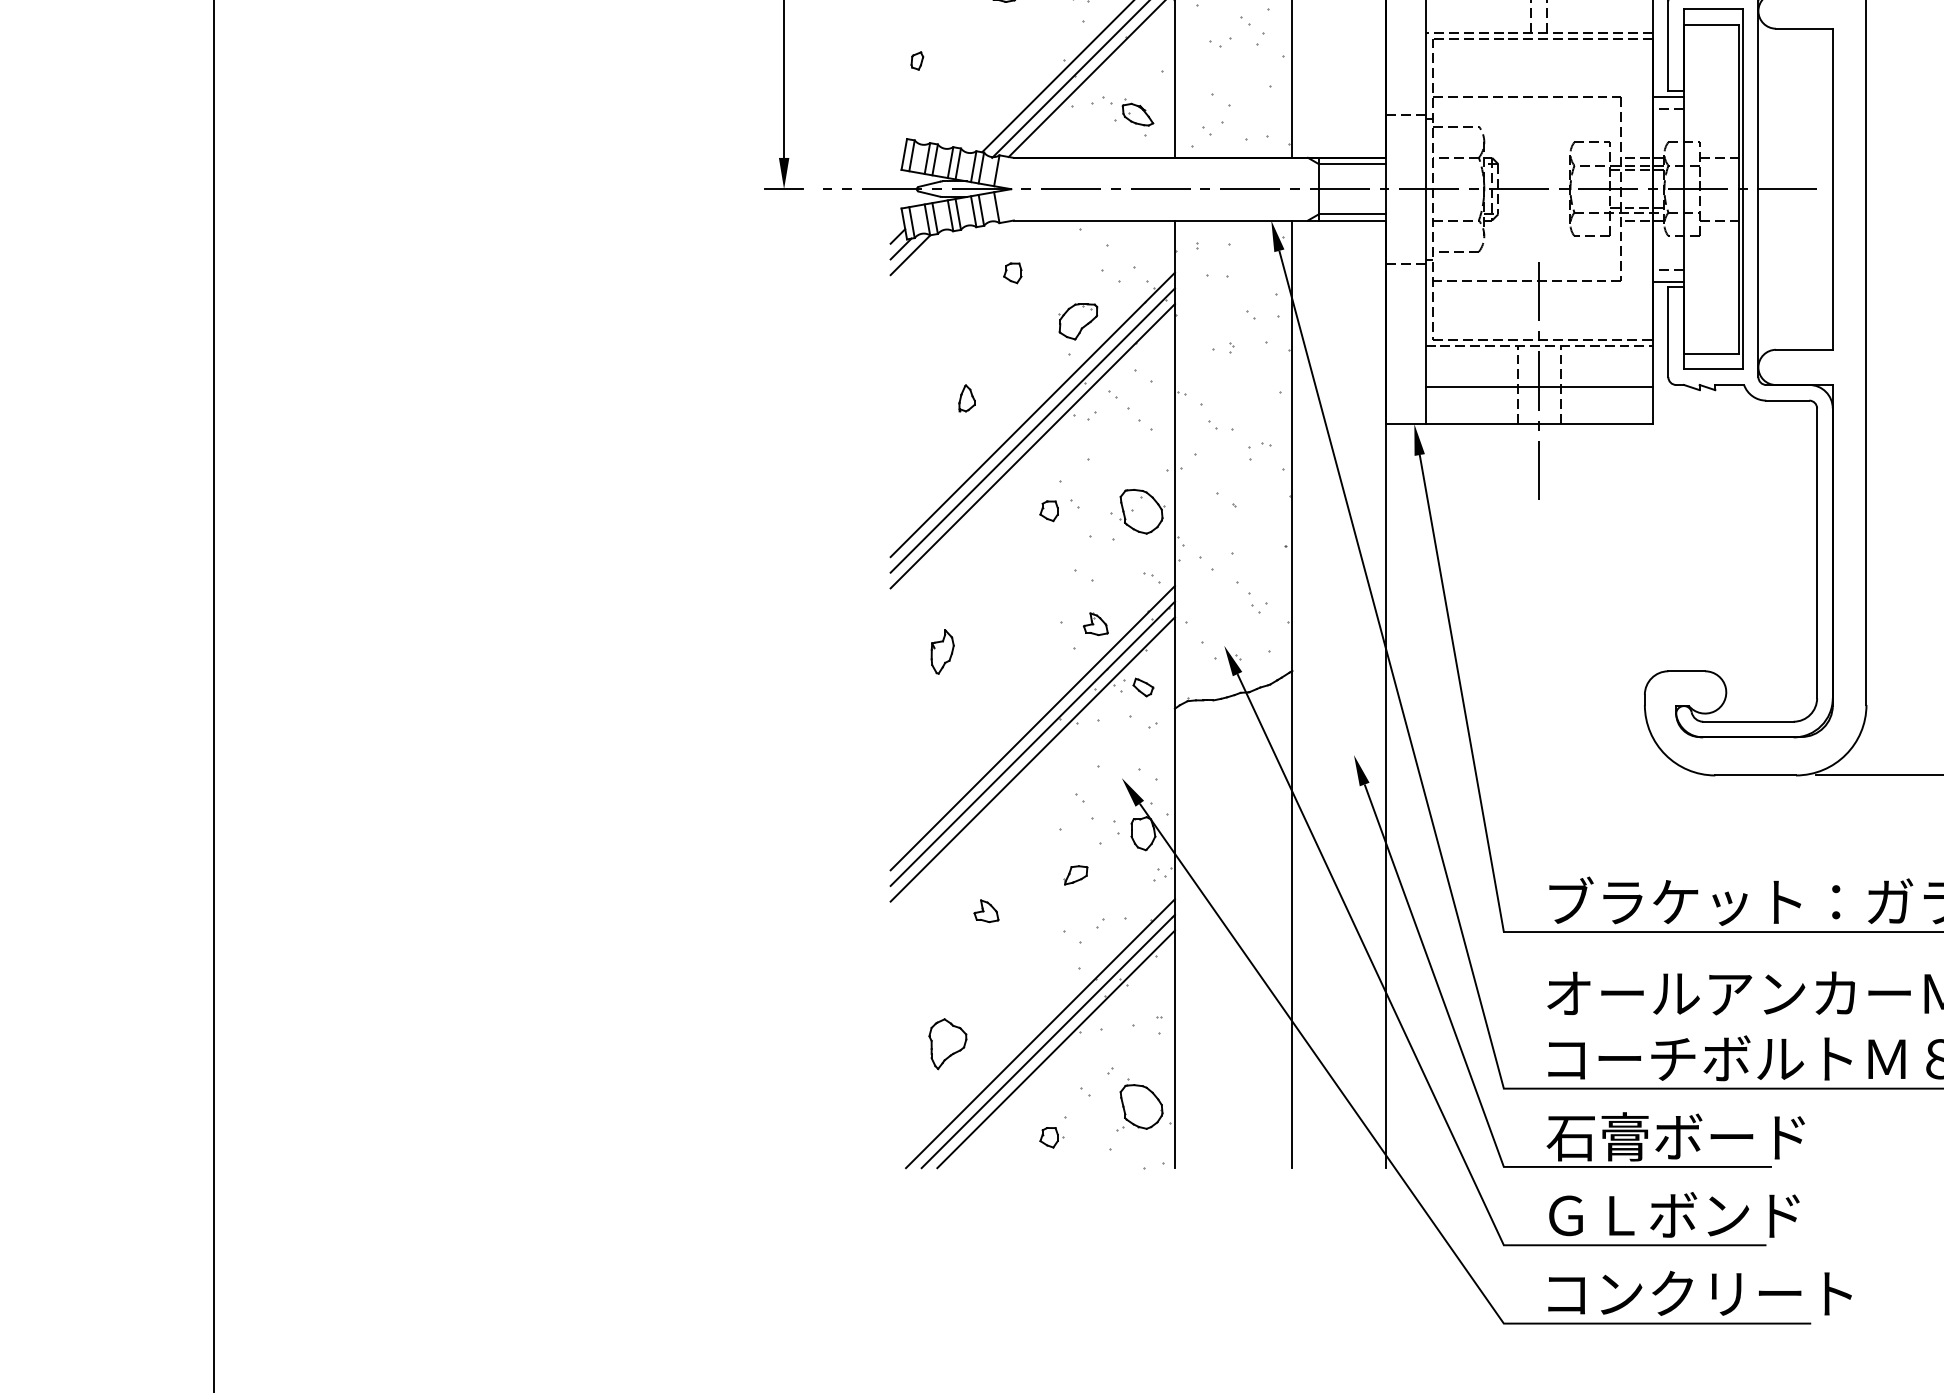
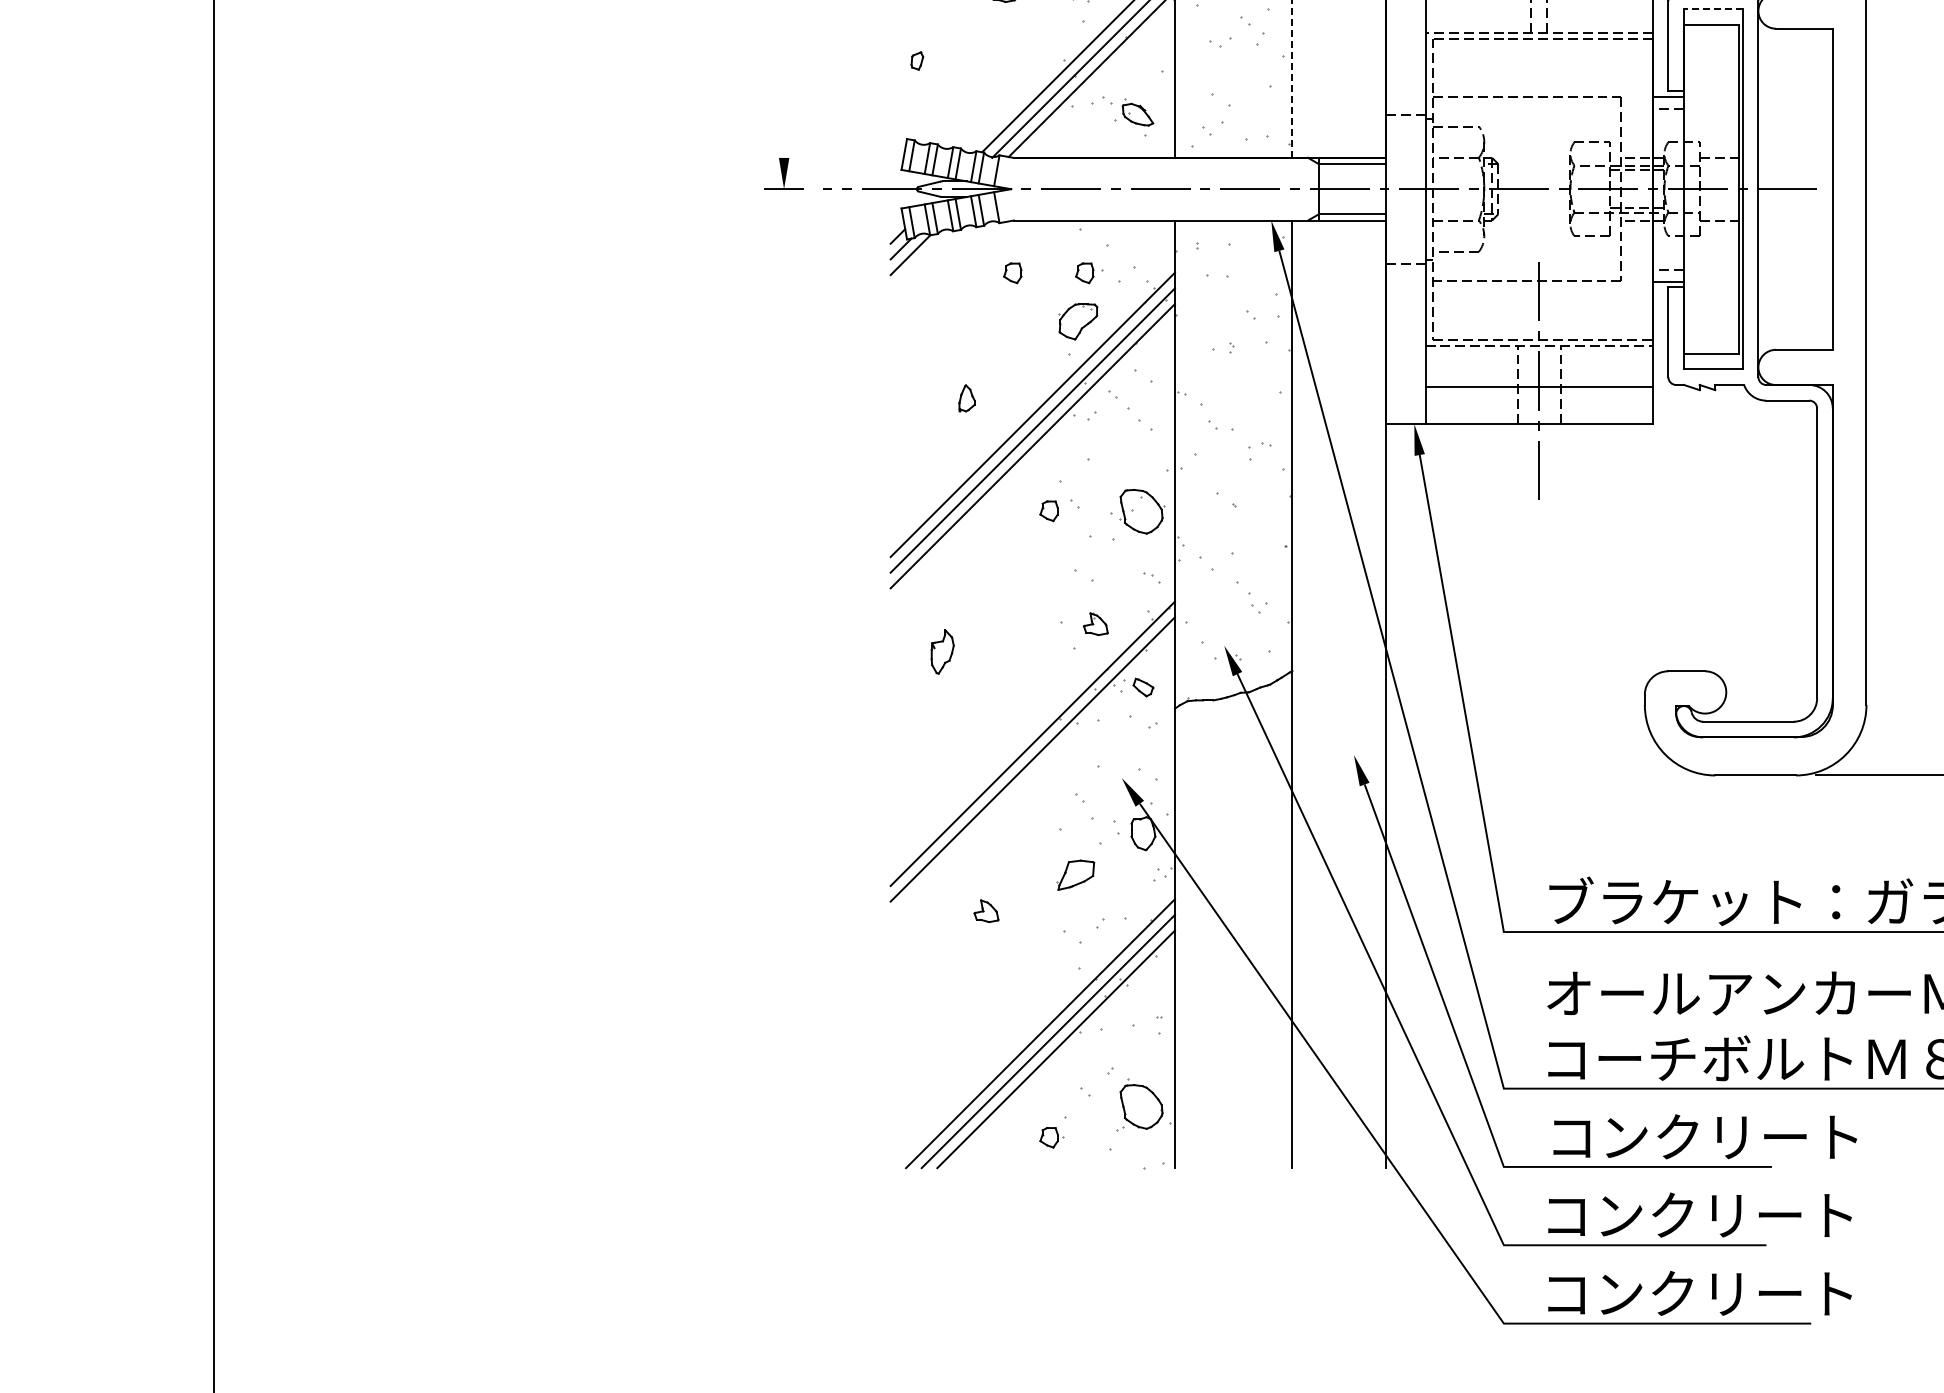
line: solid -> dashed (1712, 9)
line: solid -> dashed (1292, 78)
line: present -> none (784, 79)
part: none -> present (1084, 273)
line: present -> none (1032, 728)
part size: 26x21 px -> 40x32 px (1075, 874)
part: present -> none (947, 1044)
text: 石膏ボード -> コンクリート (1701, 1136)
text: ＧＬボンド -> コンクリート (1699, 1214)
